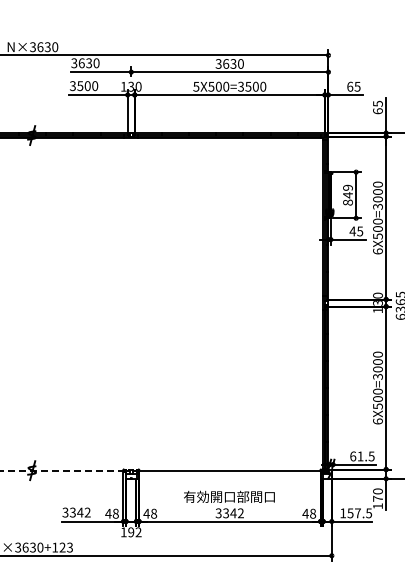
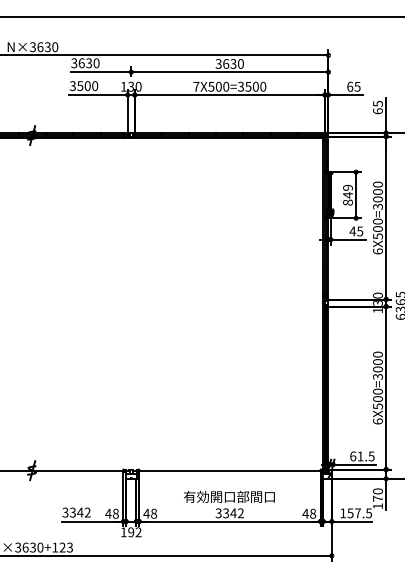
line: none -> present (201, 17)
text: 5X500=3500 -> 7X500=3500 (196, 86)
line: dashed -> solid (62, 470)
